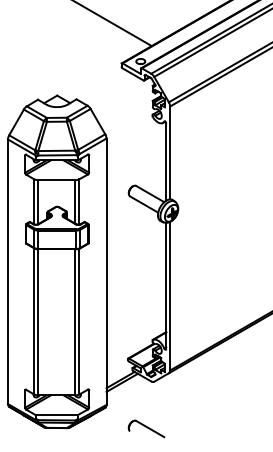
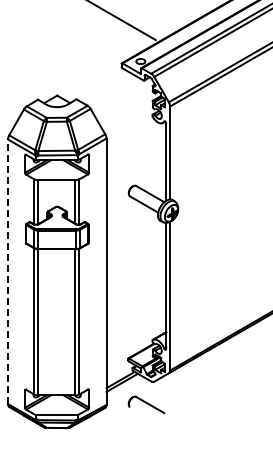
line position: (113, 24) -> (122, 21) (122, 21)
line: solid -> dashed (8, 271)
part position: (146, 428) -> (146, 404) (146, 404)
